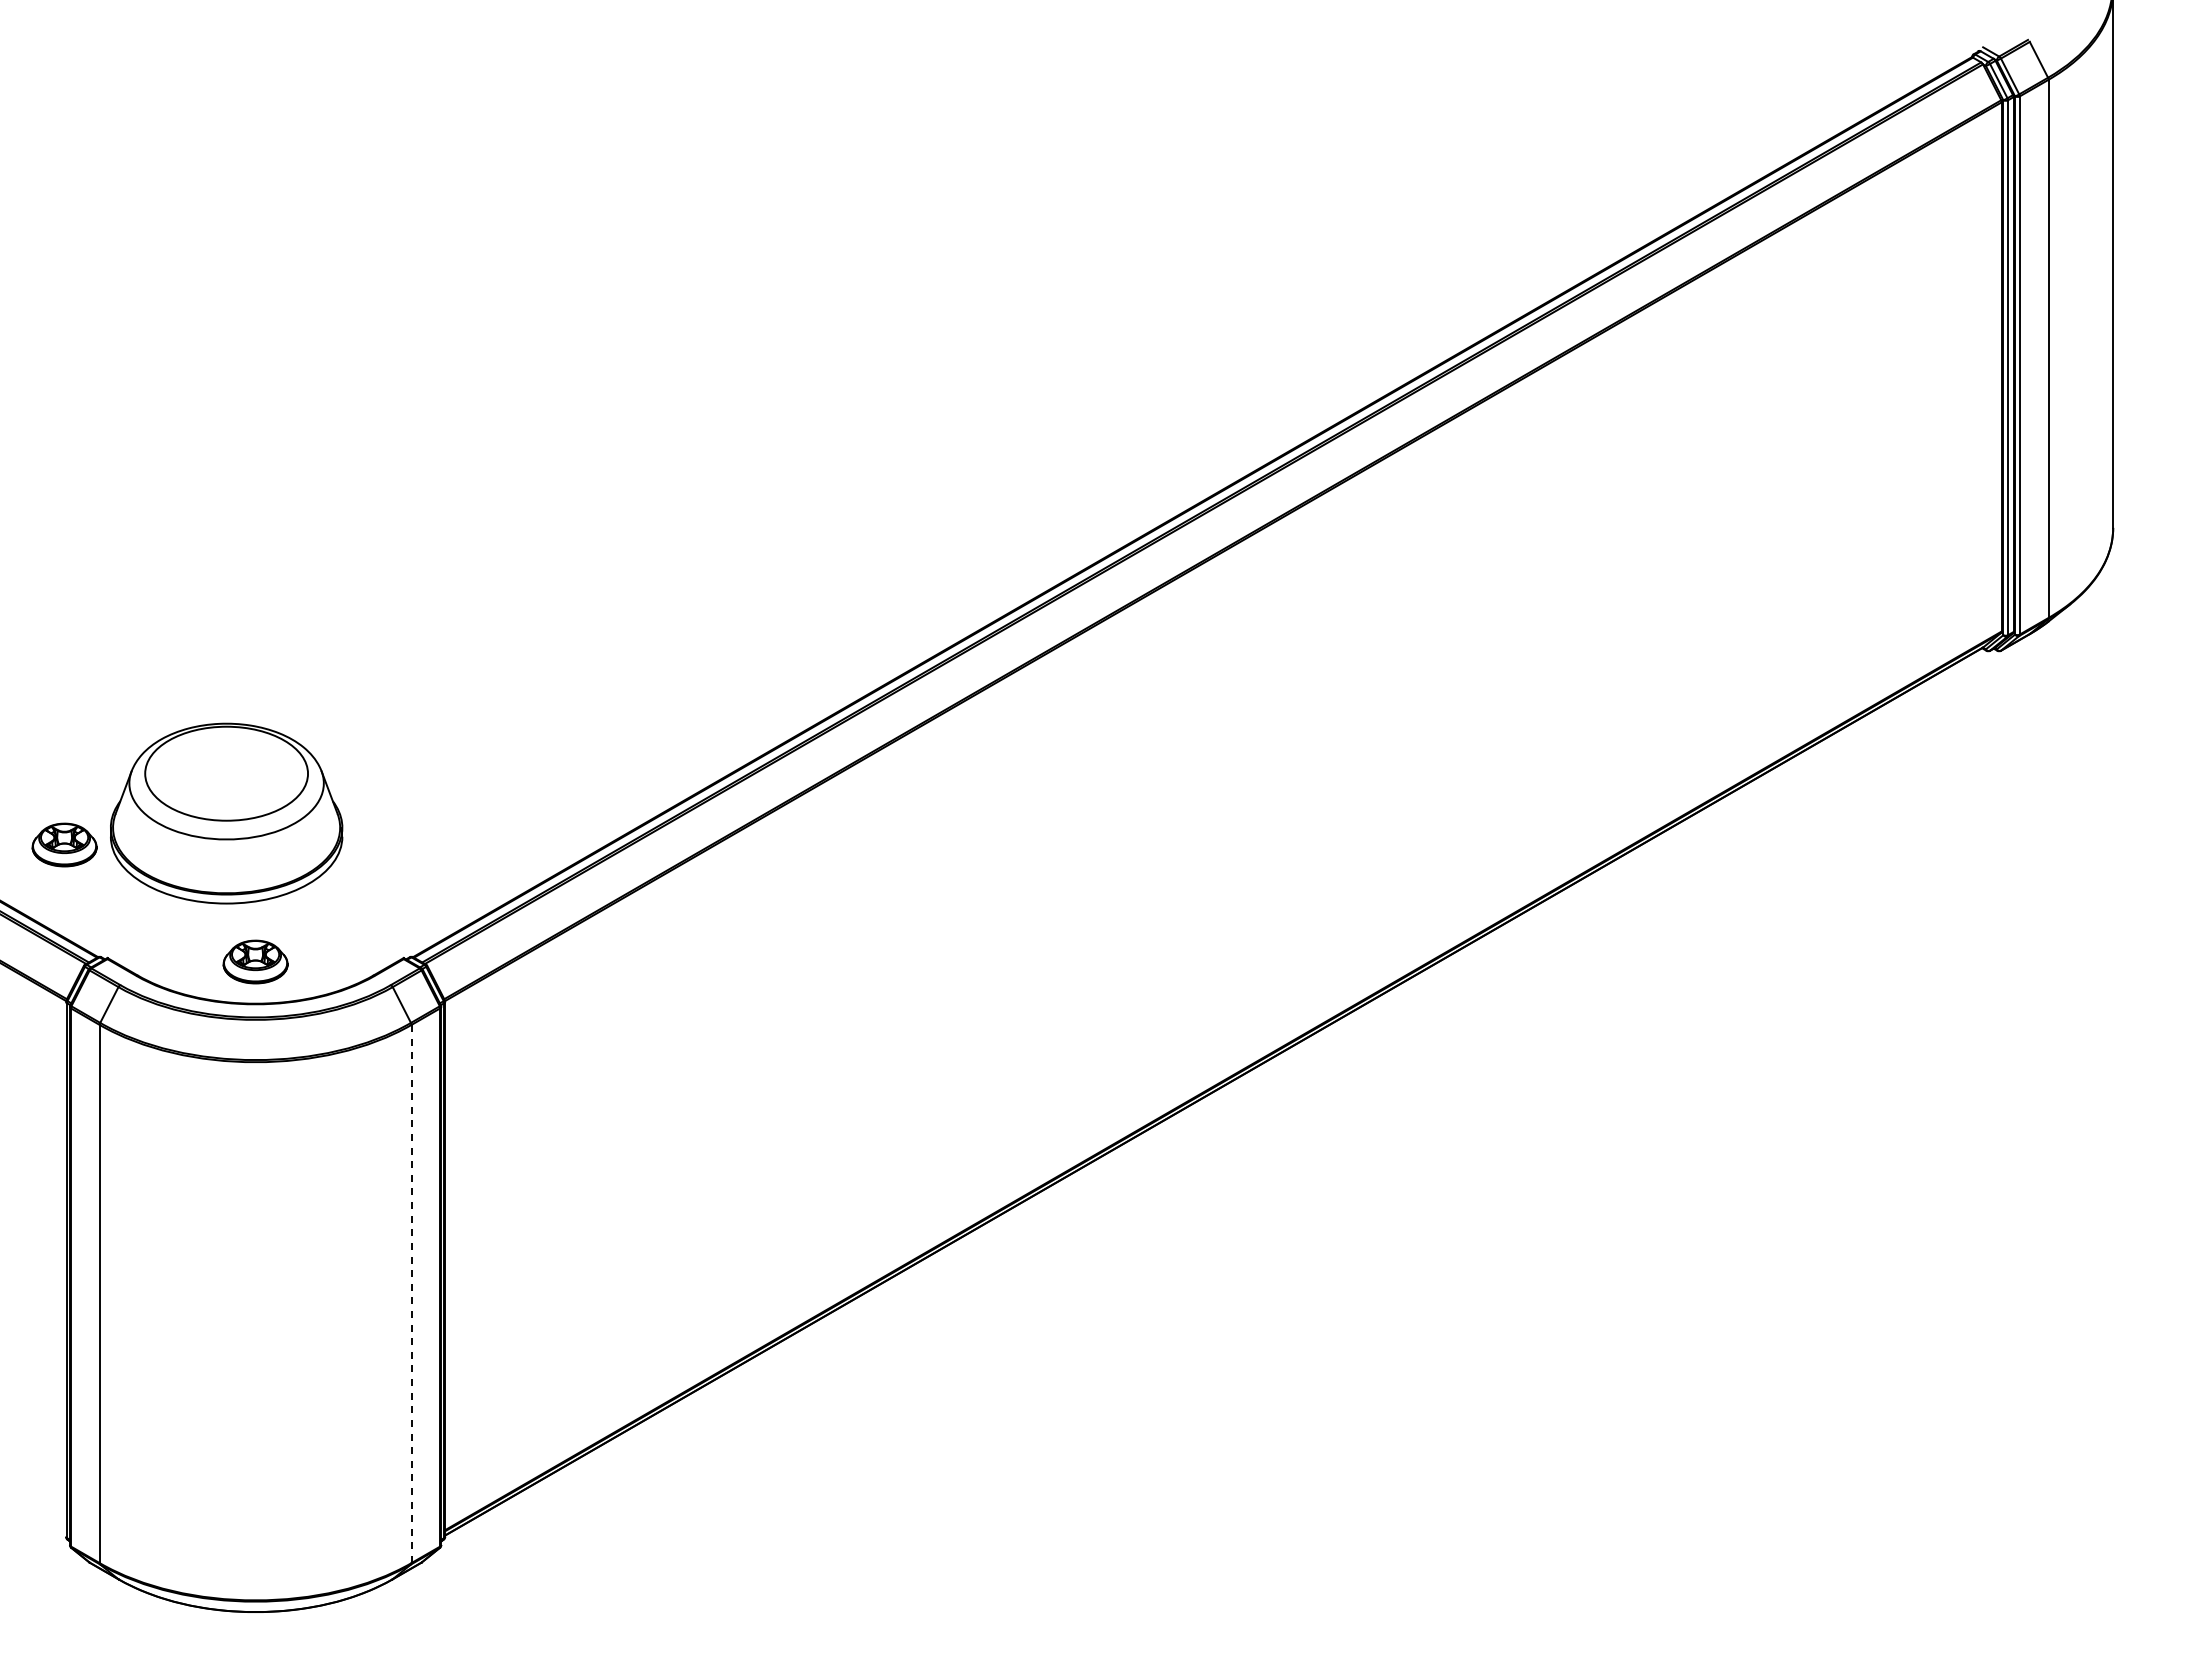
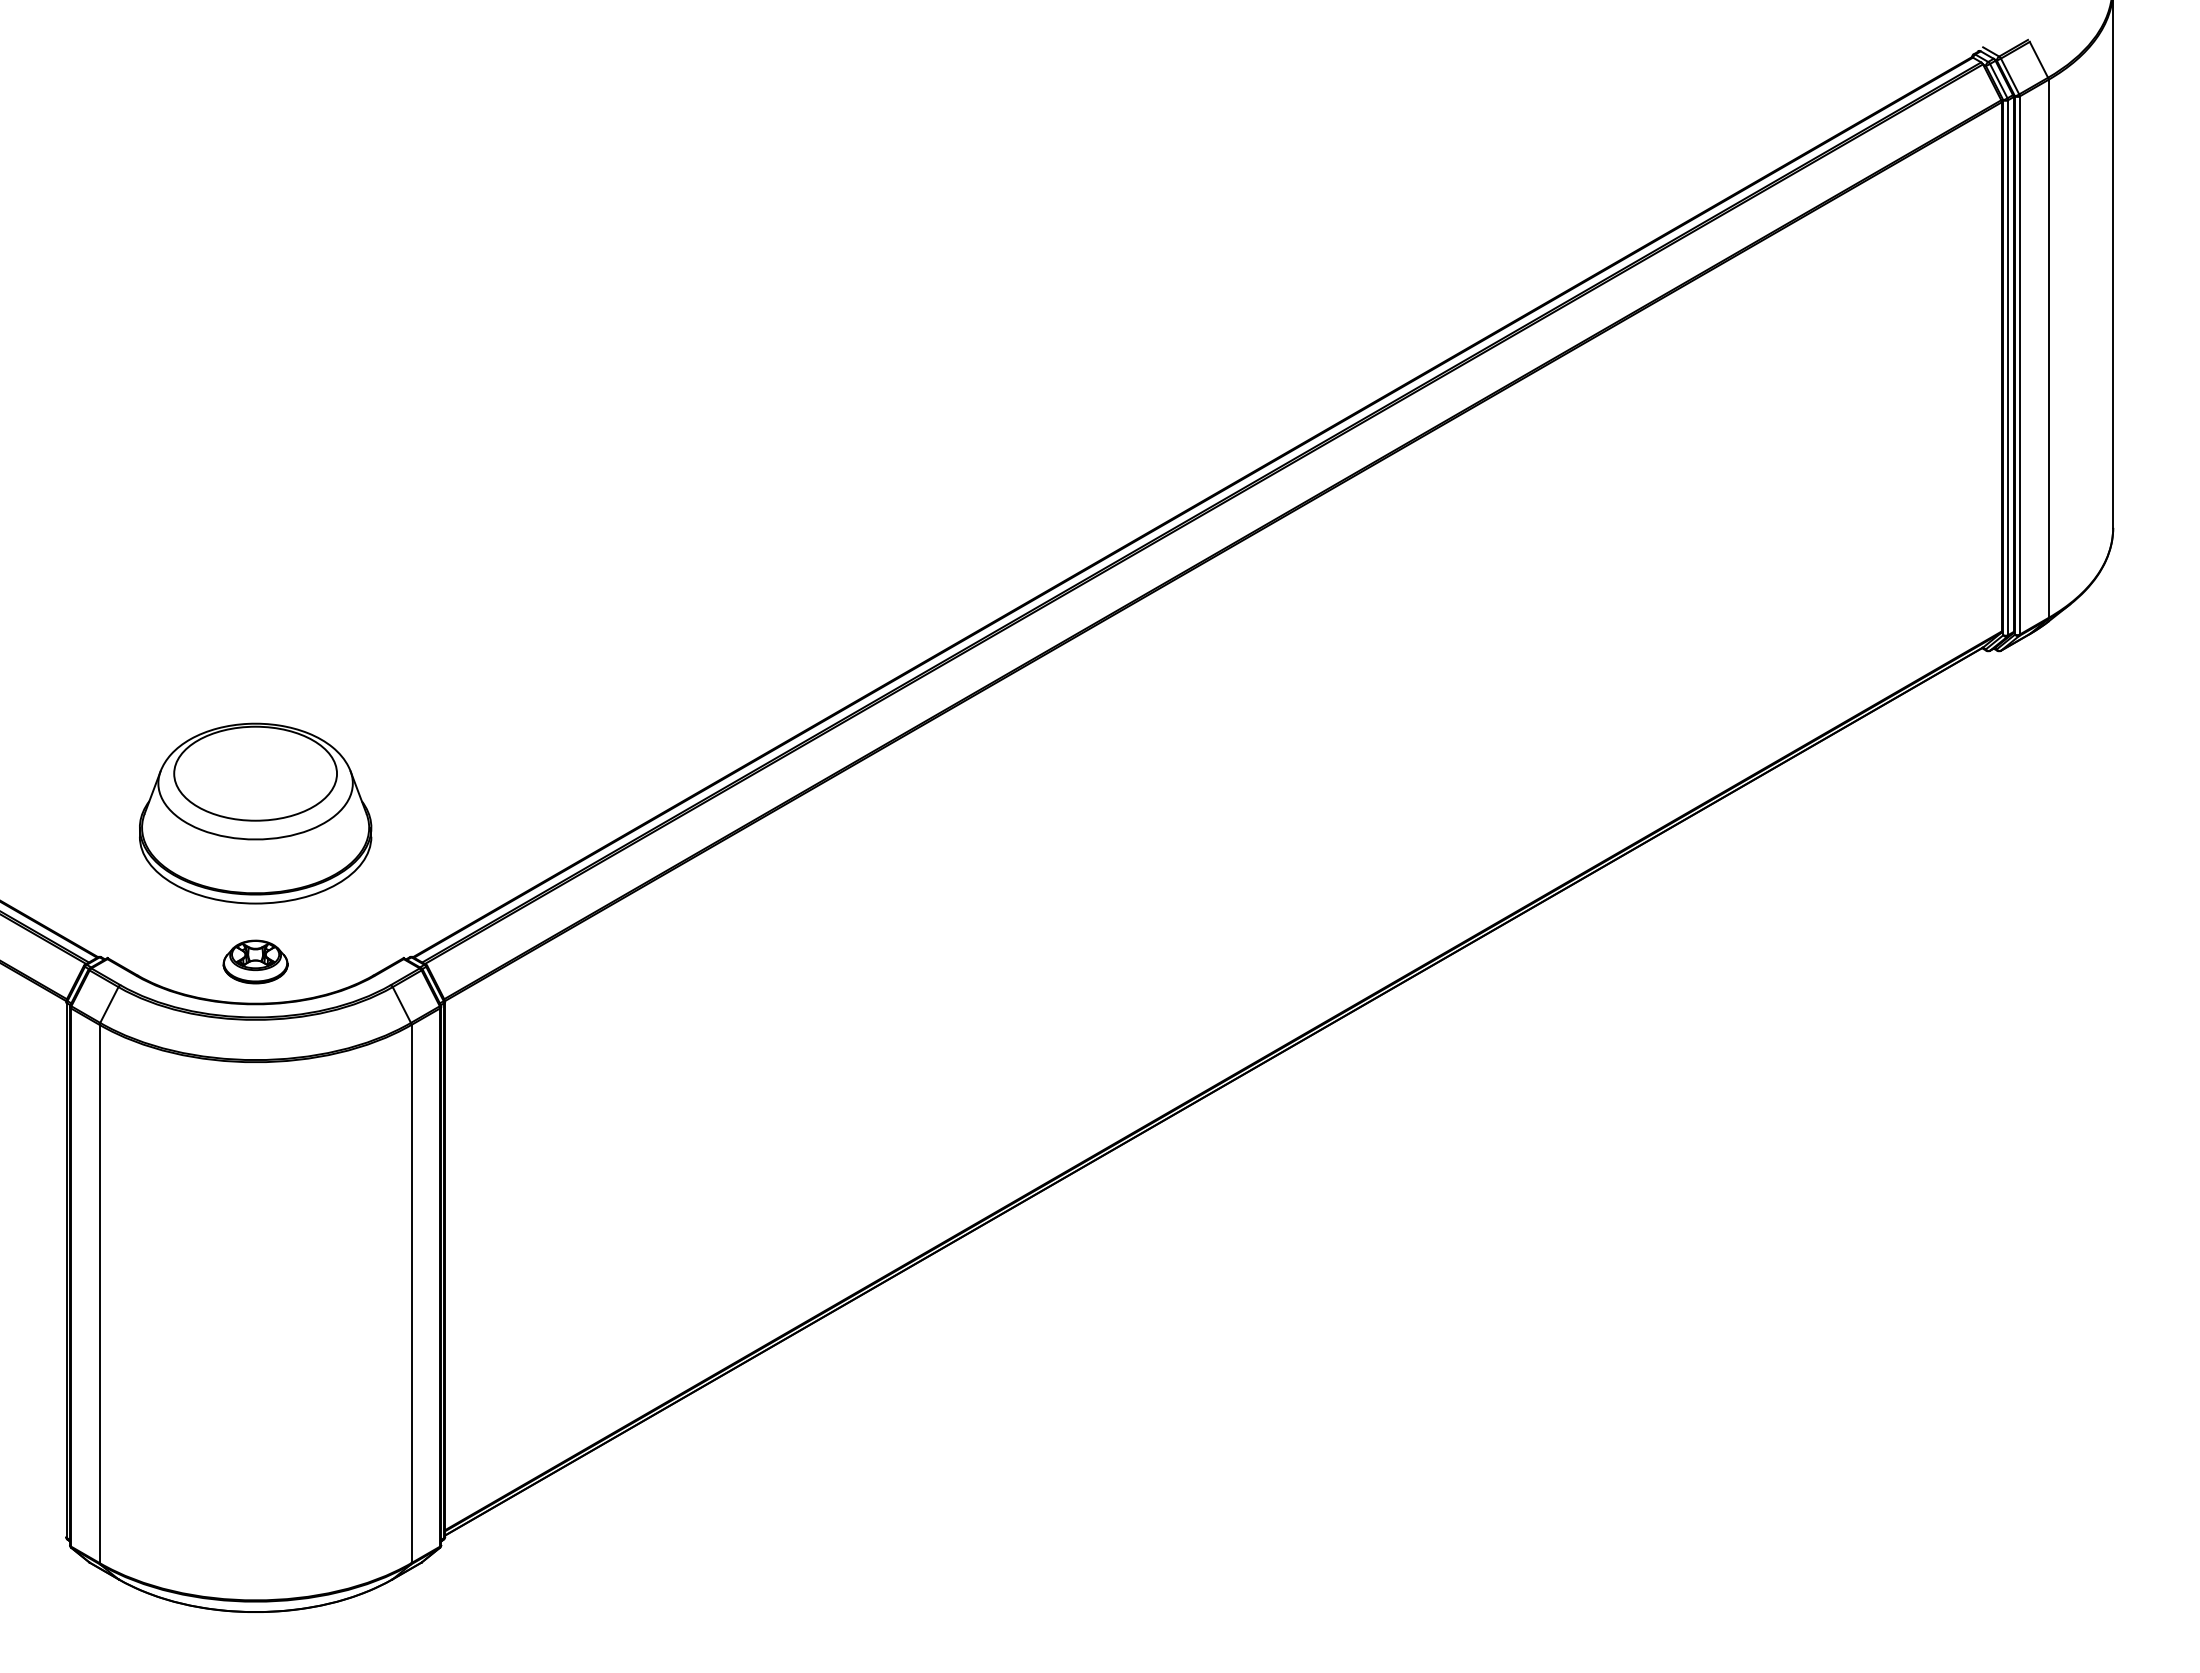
part position: (226, 813) -> (255, 813) (255, 813)
part: present -> none (64, 844)
line: dashed -> solid (411, 1293)
